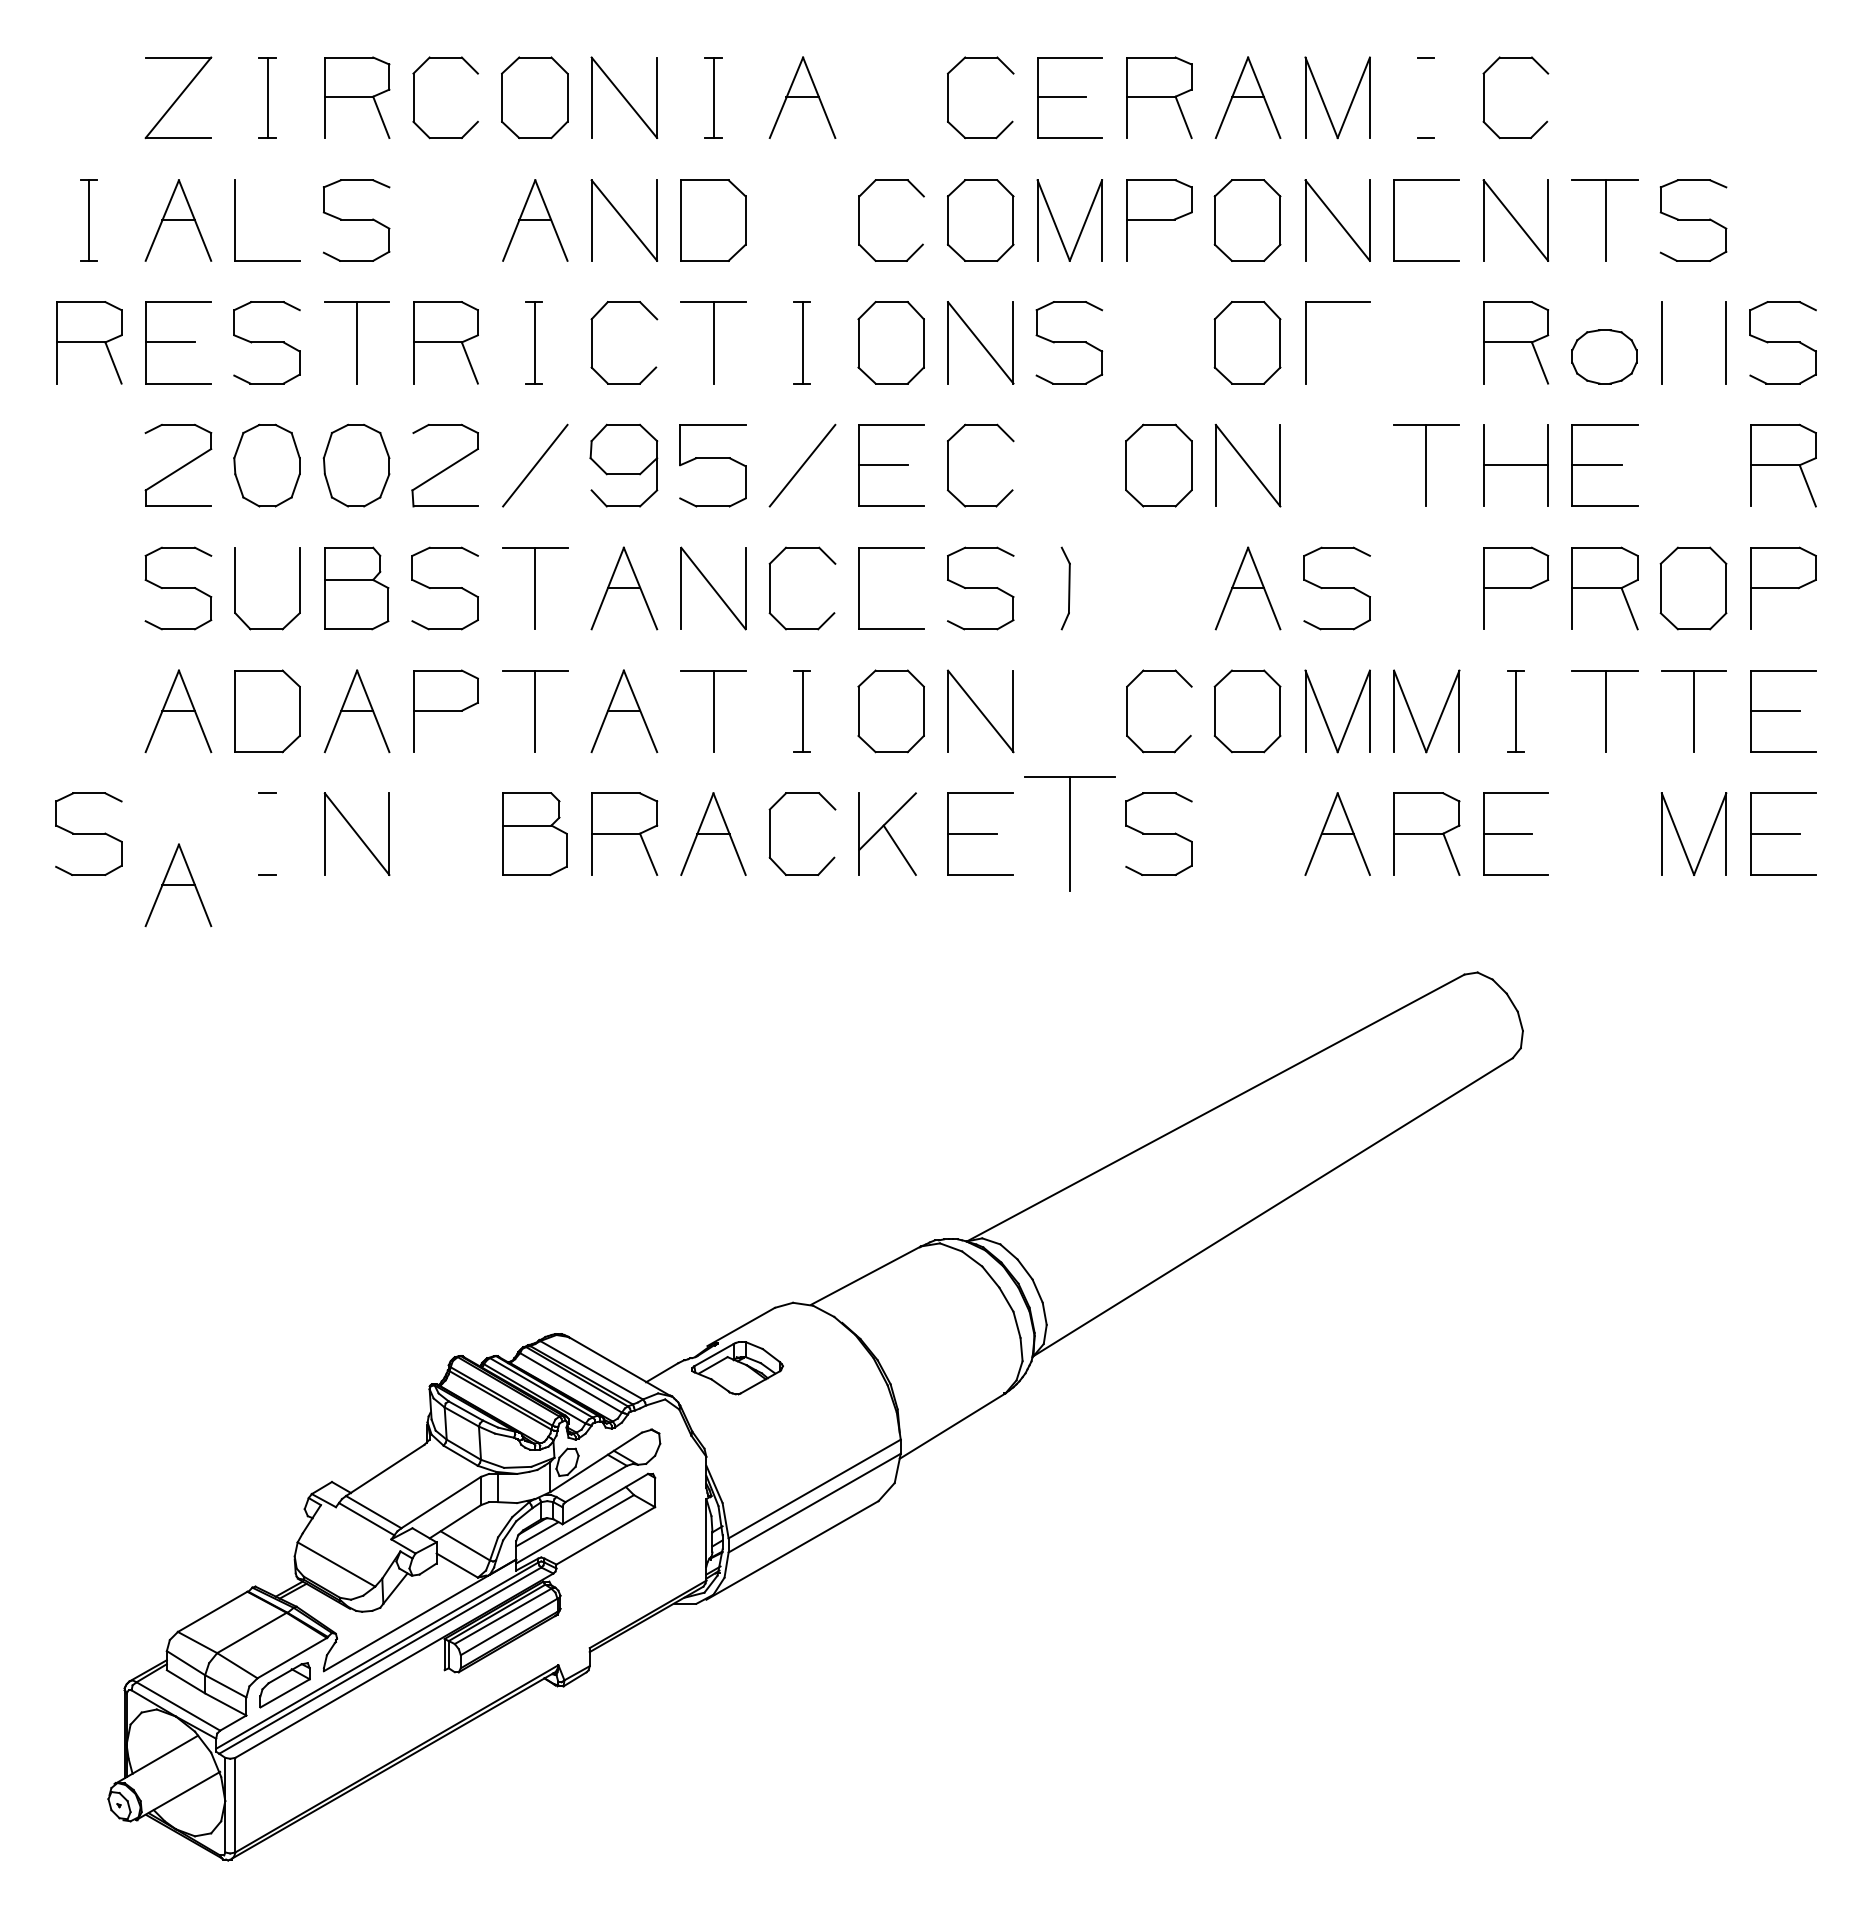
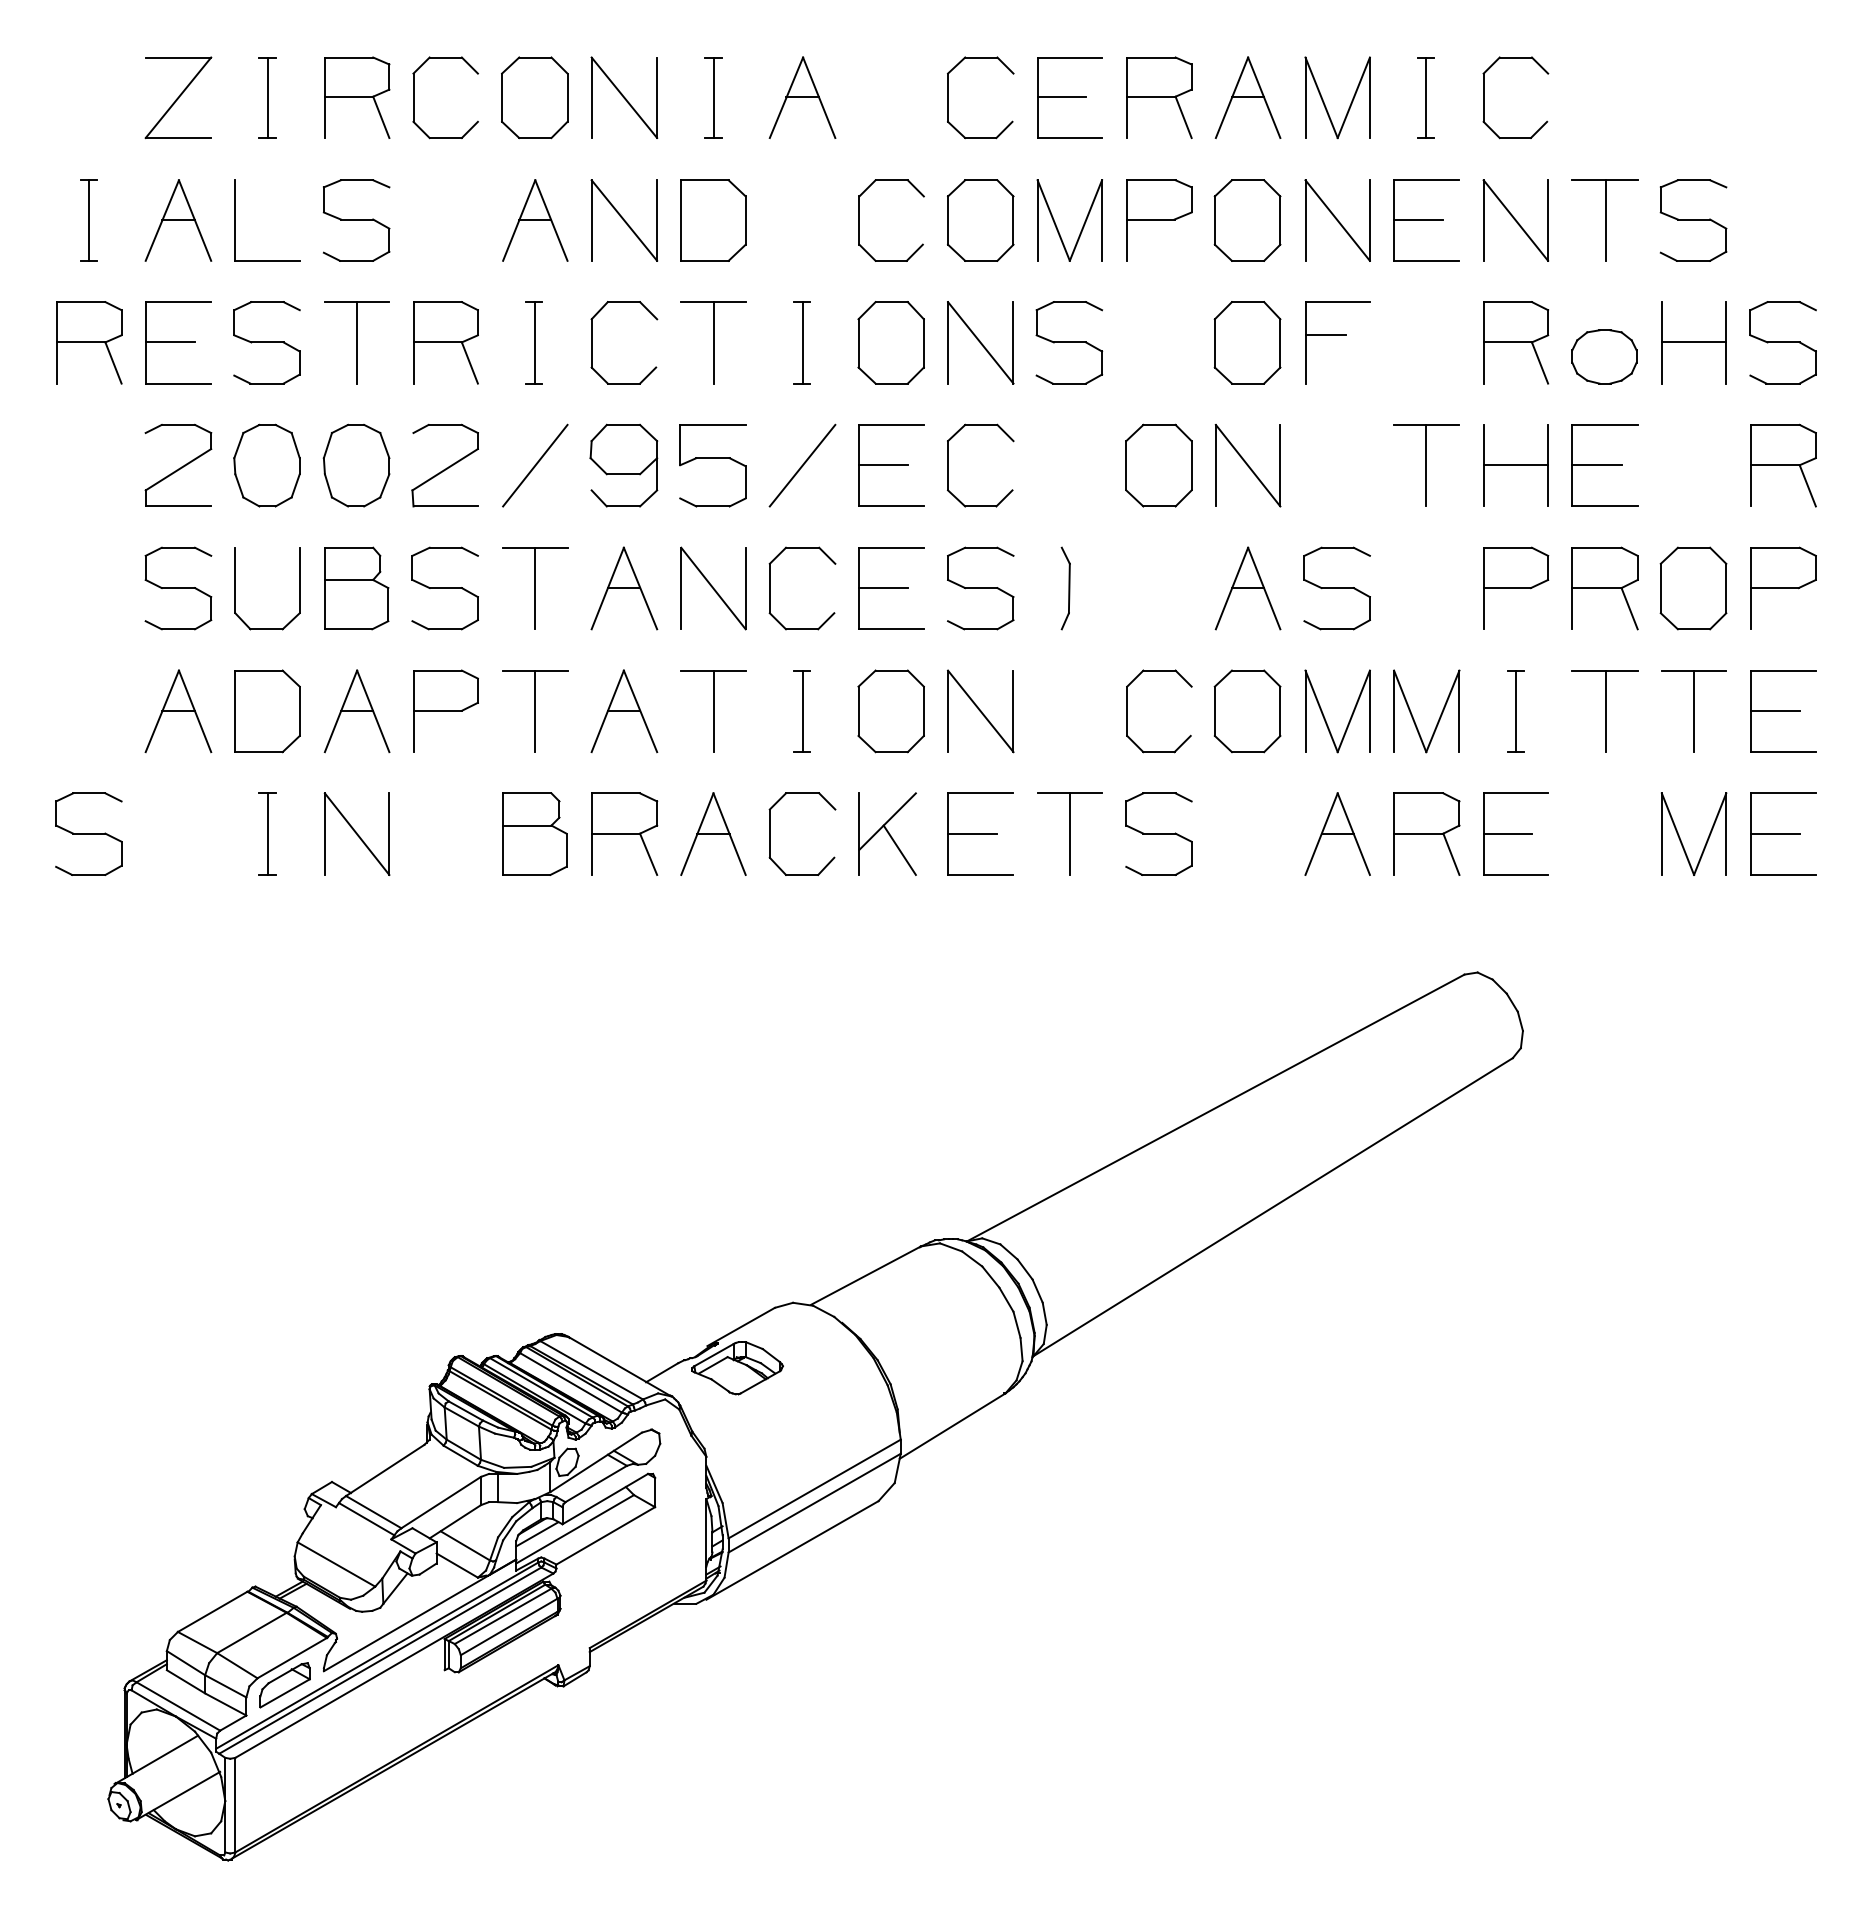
line: none -> present (1426, 97)
line: none -> present (1418, 219)
line: none -> present (1325, 335)
line: none -> present (1693, 342)
line: none -> present (883, 588)
line: none -> present (267, 833)
part size: 92x116 px -> 66x84 px (1069, 833)
part: present -> none (178, 885)
